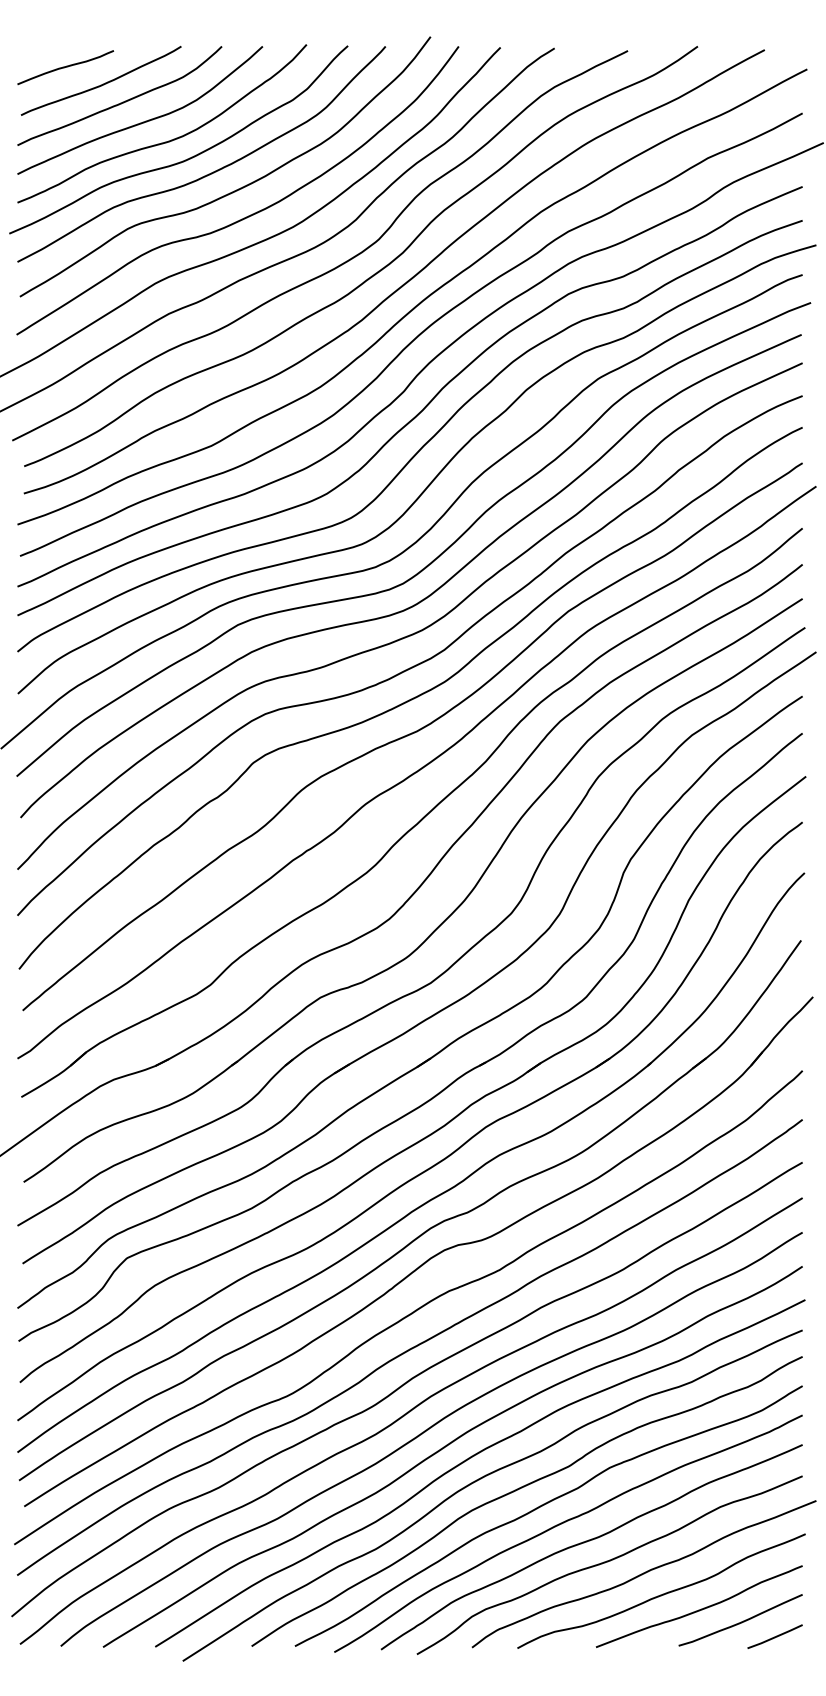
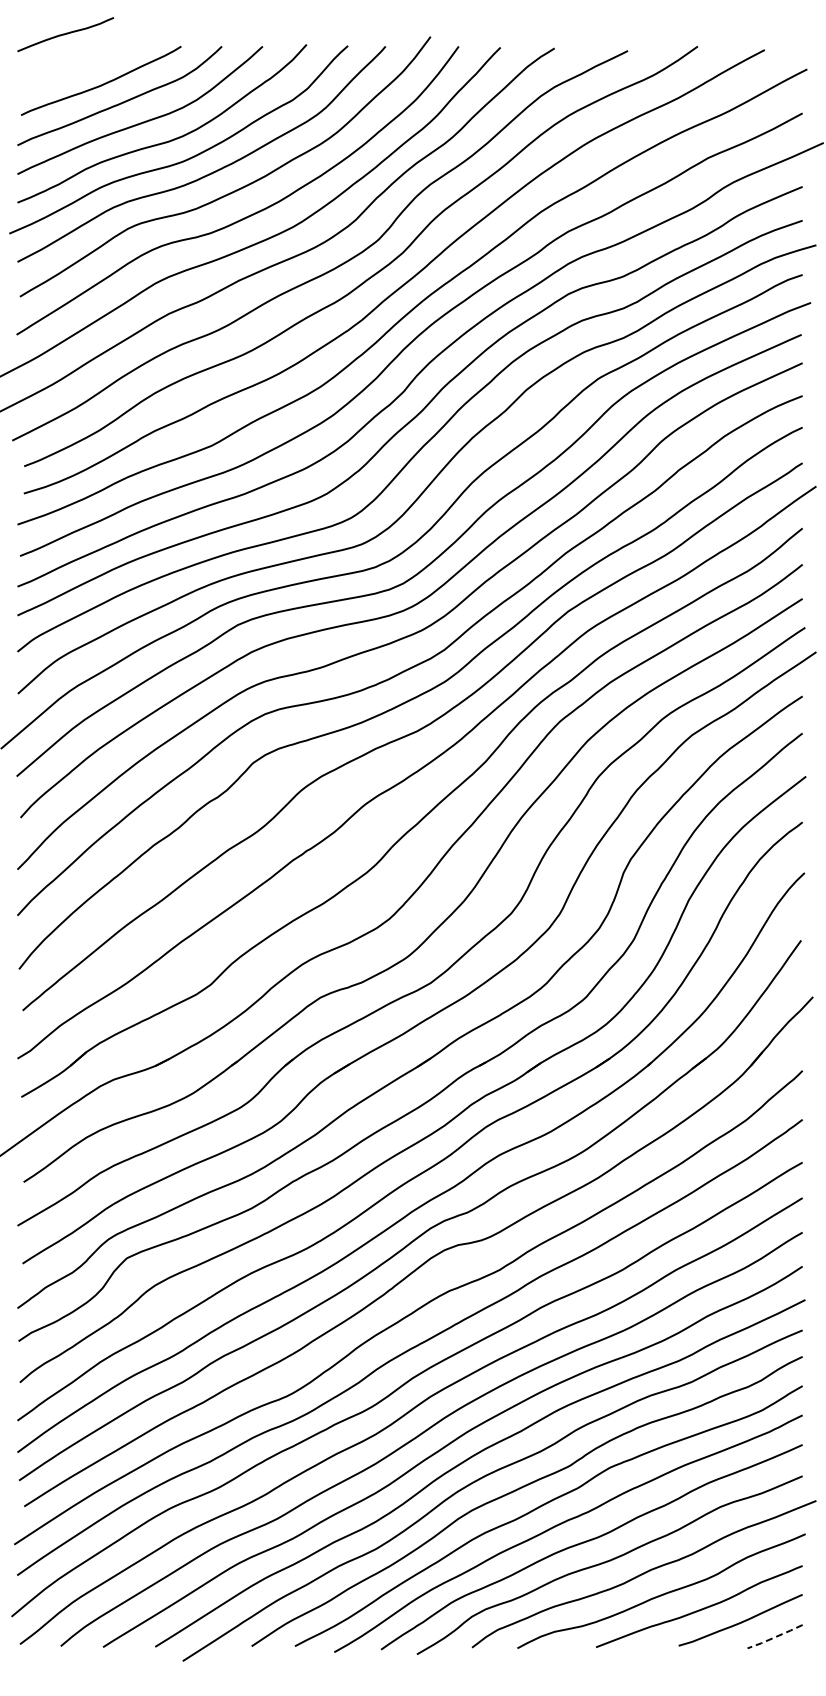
curve position: (65, 67) -> (65, 34) (65, 34)
line: solid -> dashed (775, 1637)
